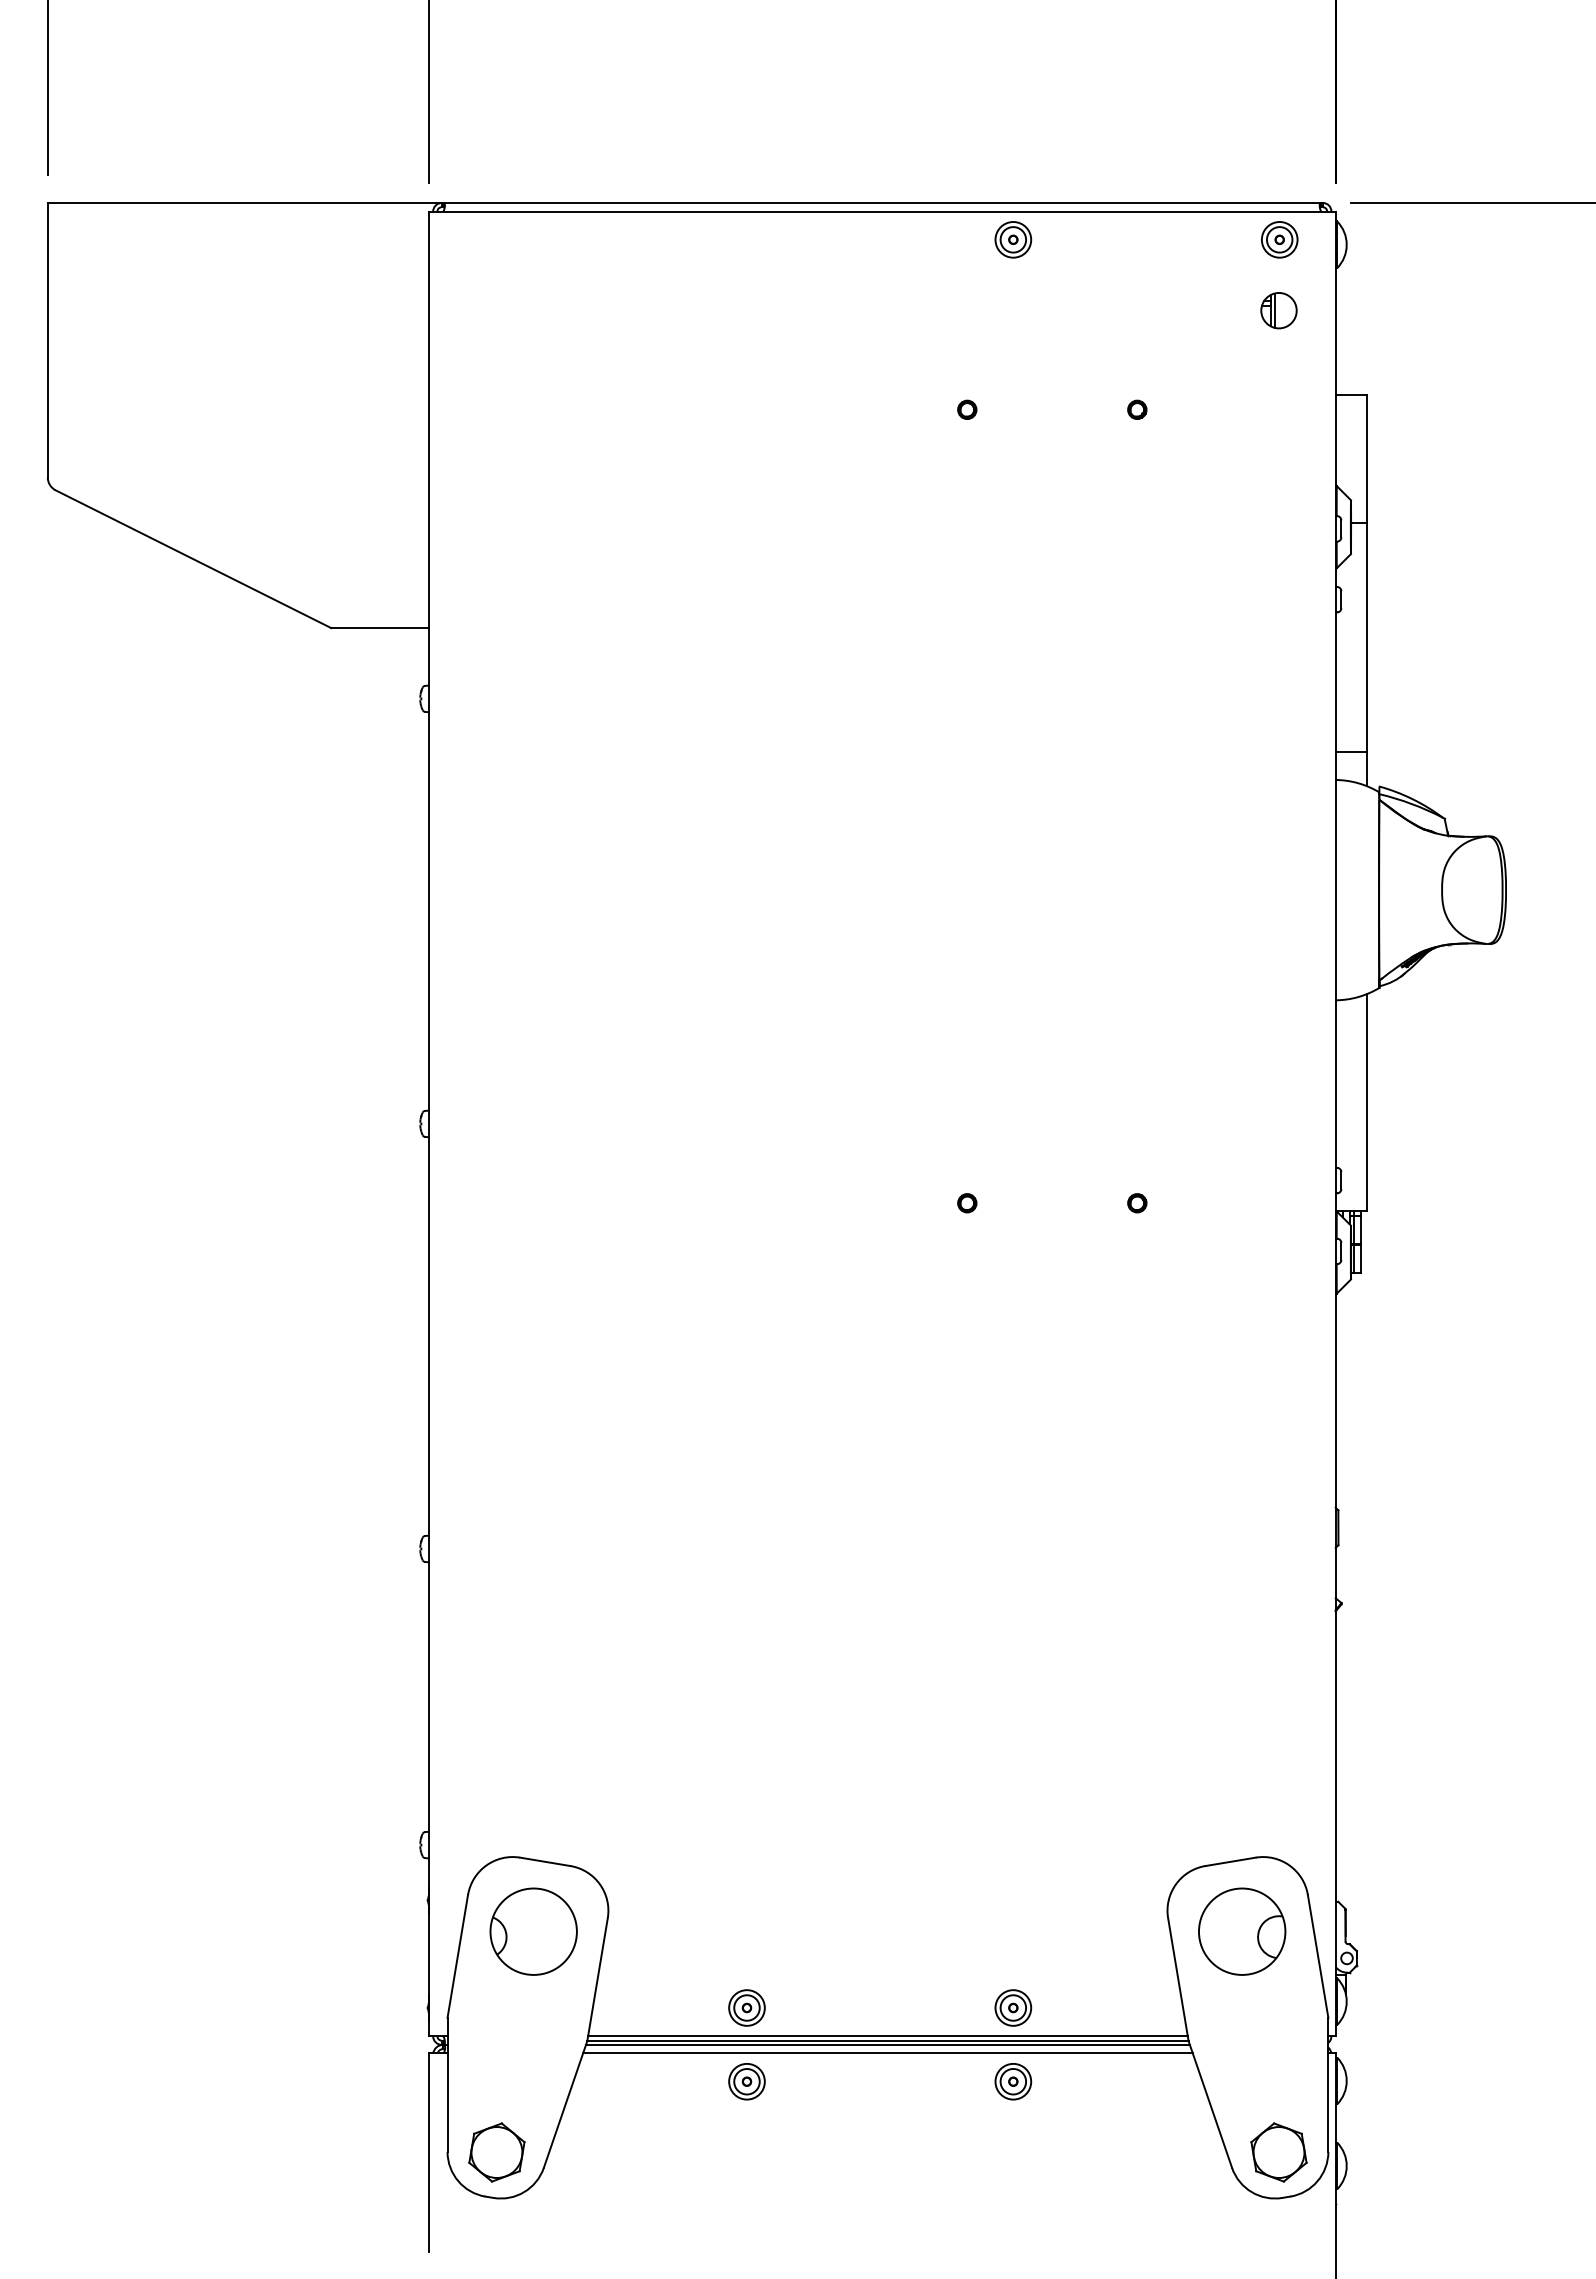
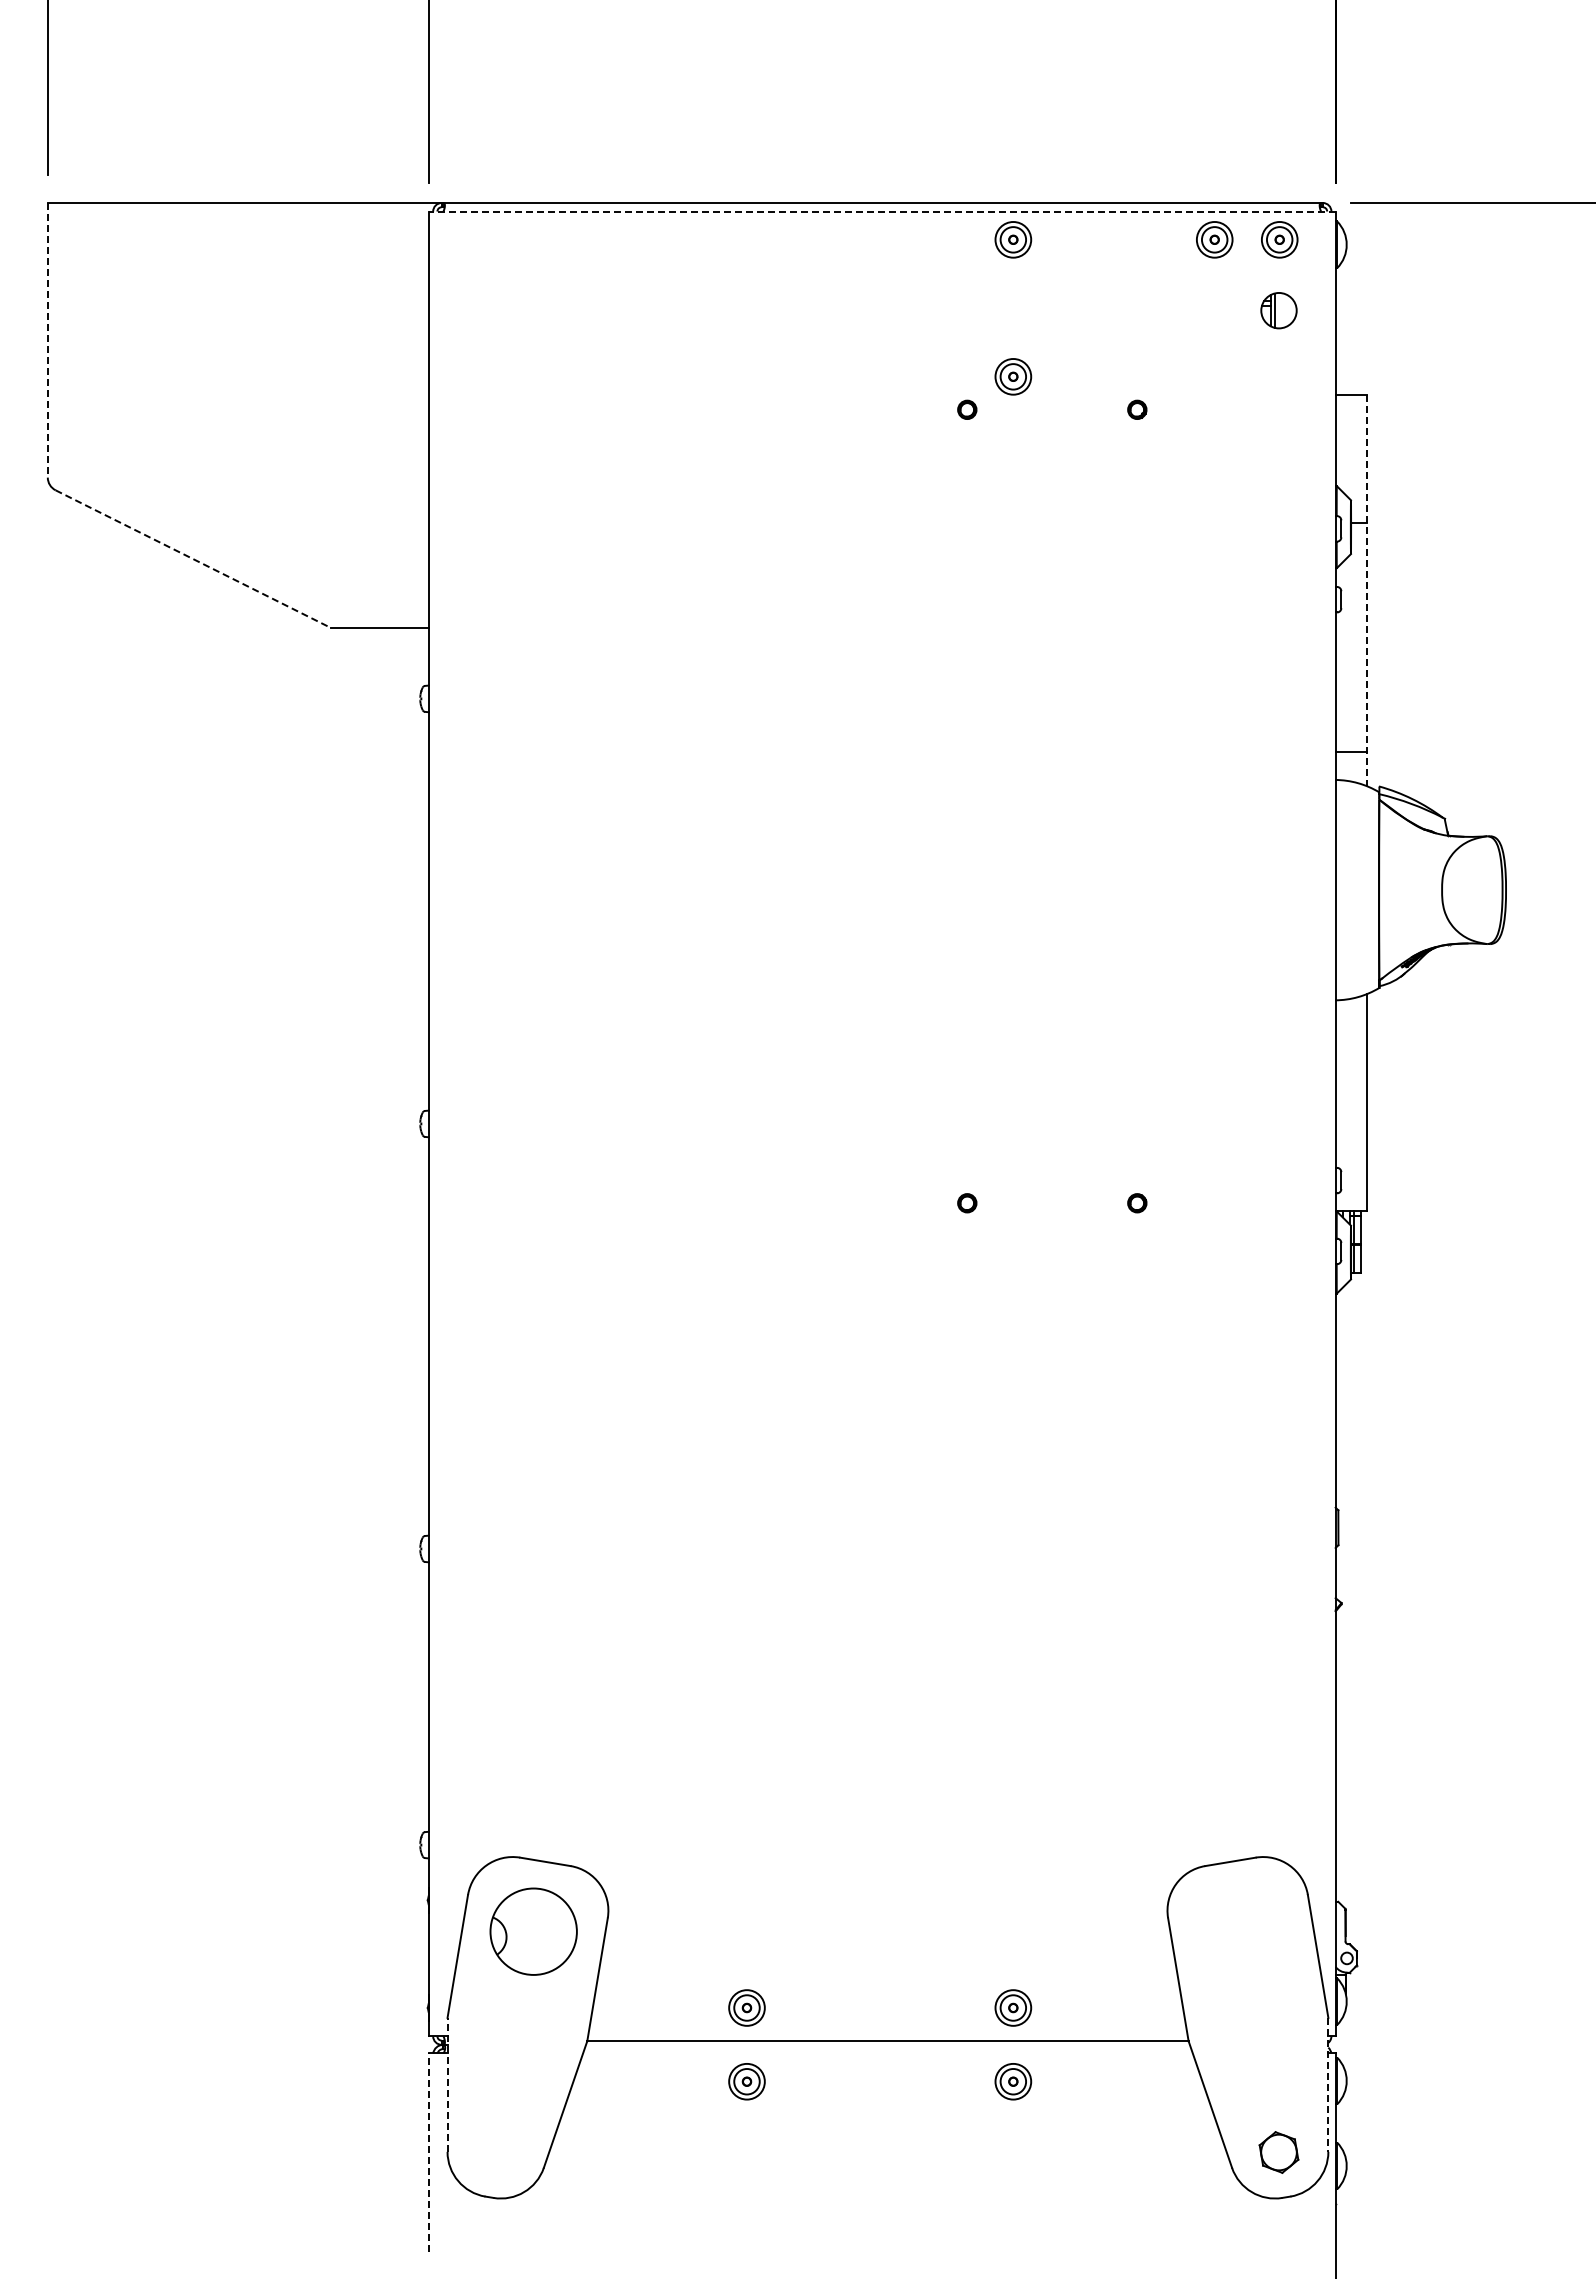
line: solid -> dashed (881, 211)
part: none -> present (1214, 239)
line: solid -> dashed (47, 340)
part: none -> present (1013, 376)
line: solid -> dashed (193, 559)
line: solid -> dashed (1366, 590)
part: present -> none (1242, 1931)
line: present -> none (887, 2036)
line: present -> none (887, 2044)
line: present -> none (887, 2053)
line: solid -> dashed (447, 2084)
line: solid -> dashed (1328, 2084)
line: solid -> dashed (428, 2152)
part: present -> none (496, 2152)
part size: 58x61 px -> 42x43 px (1278, 2152)
